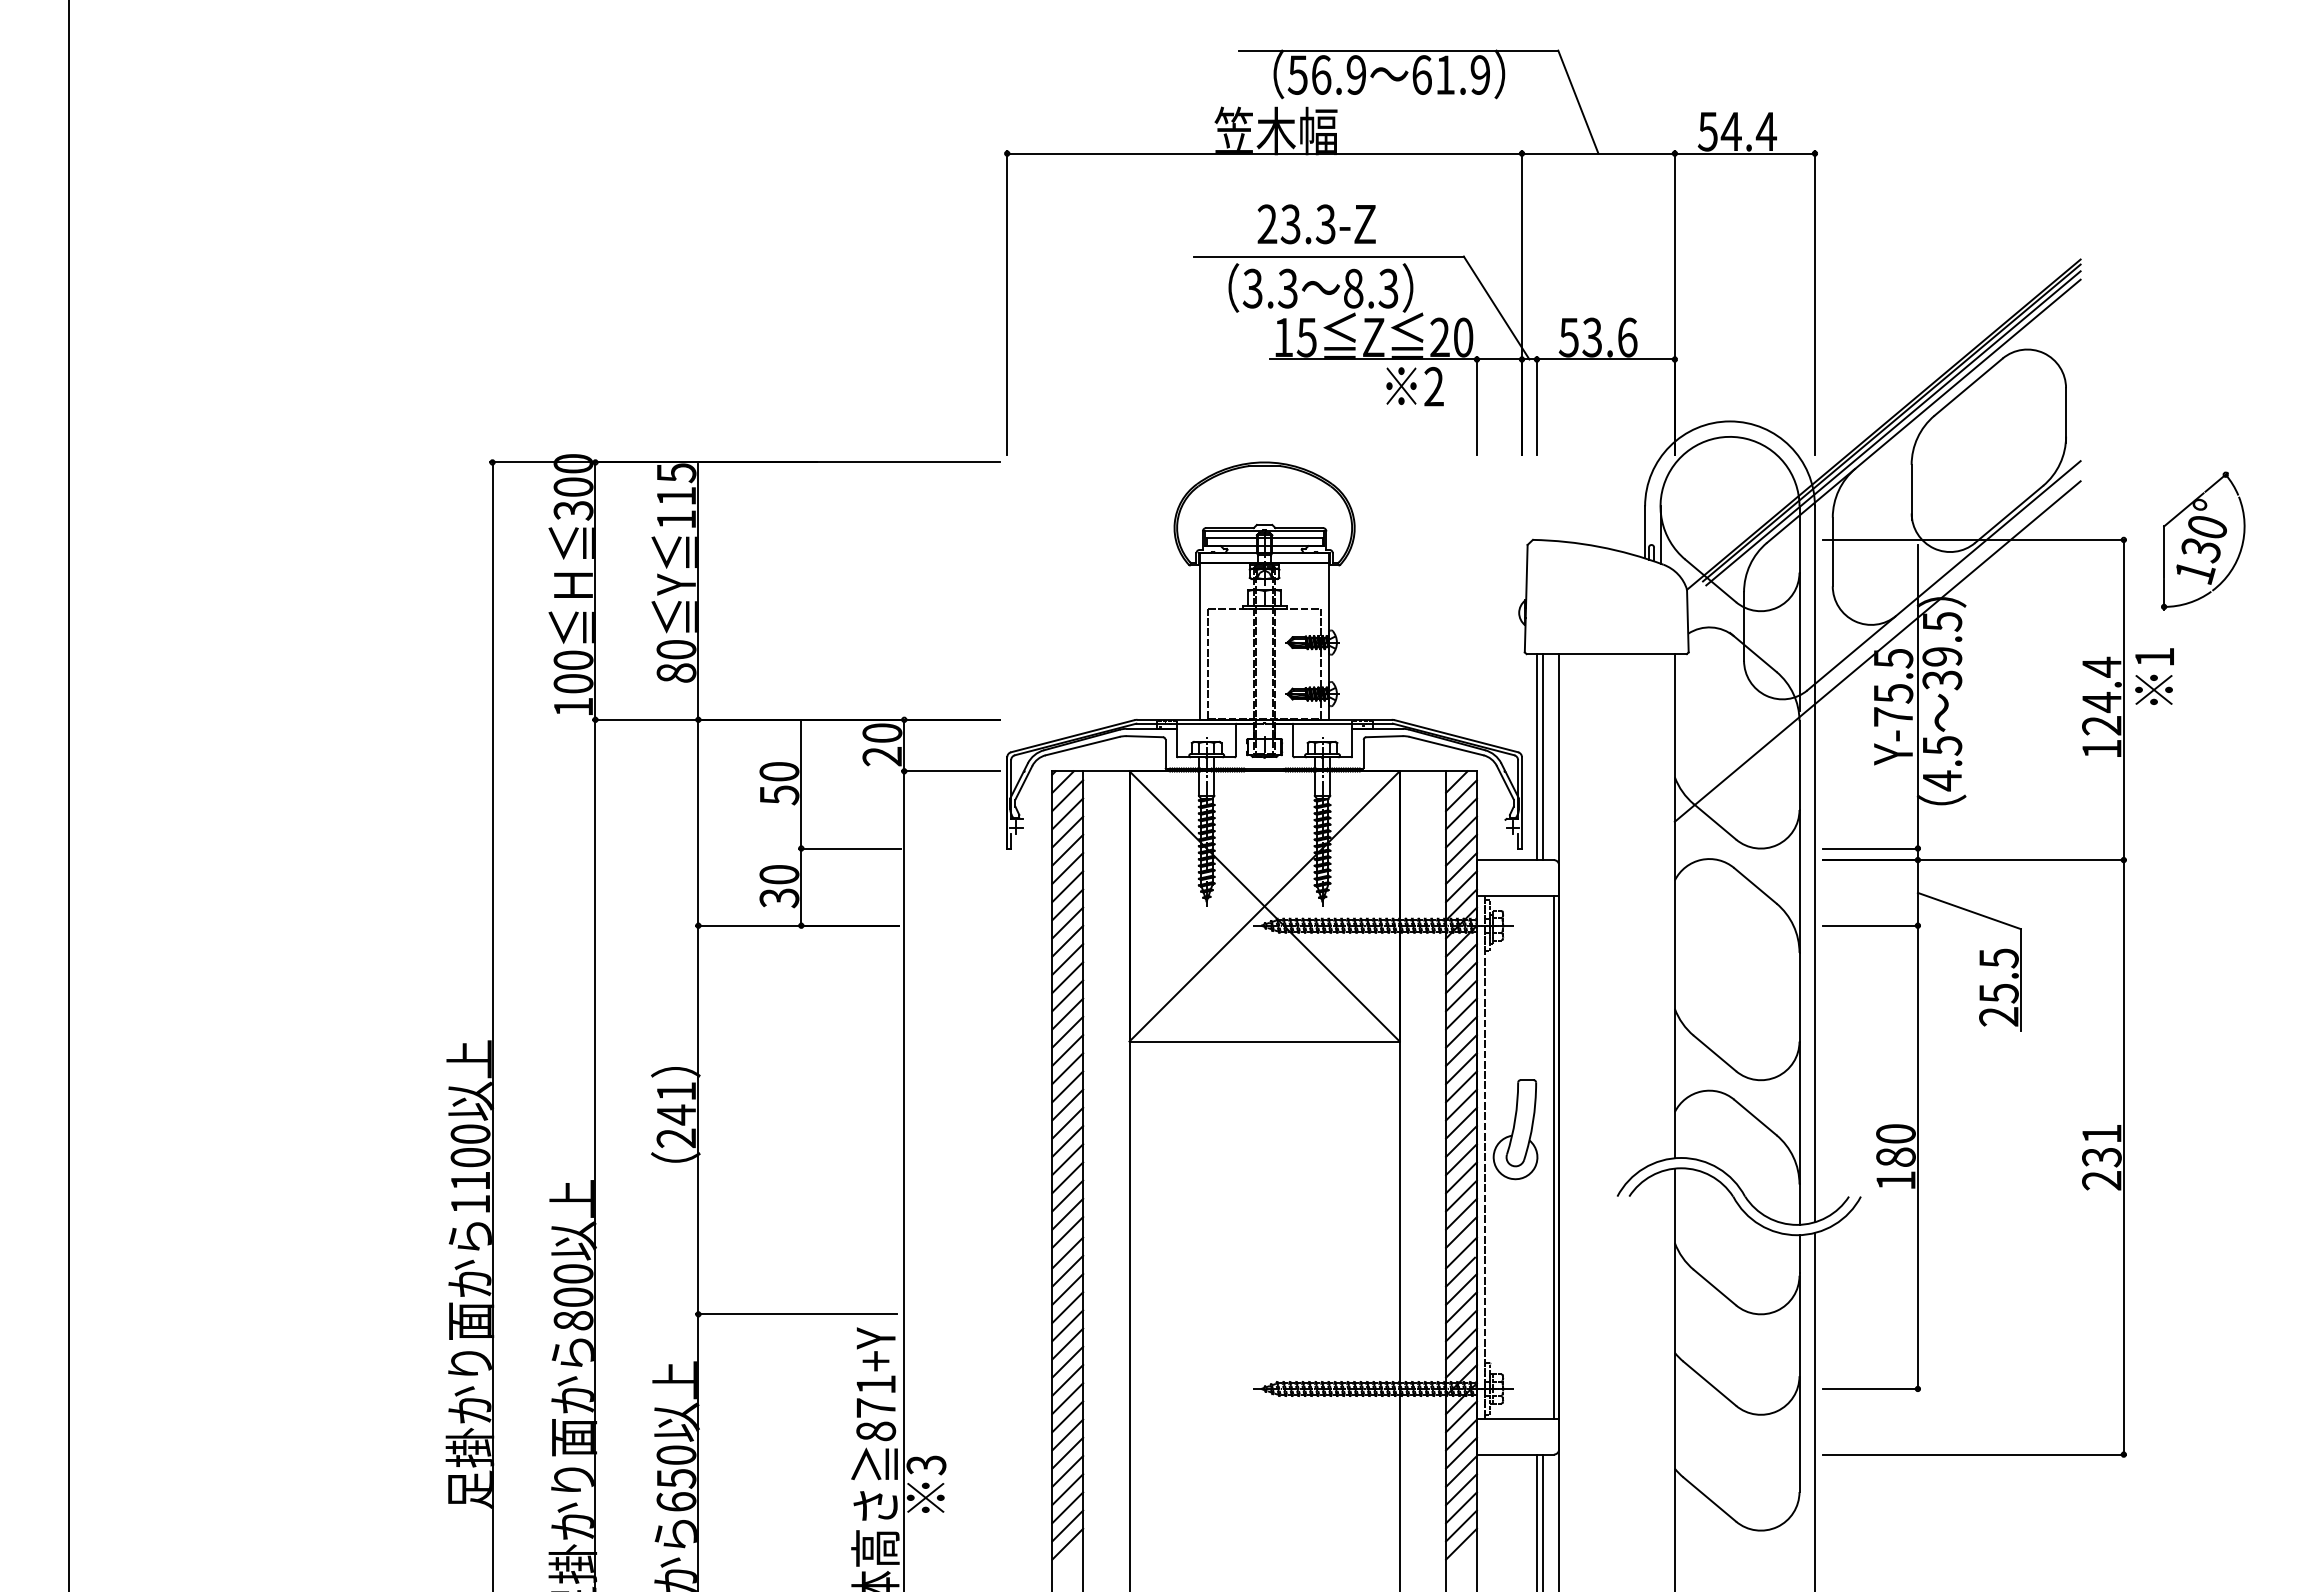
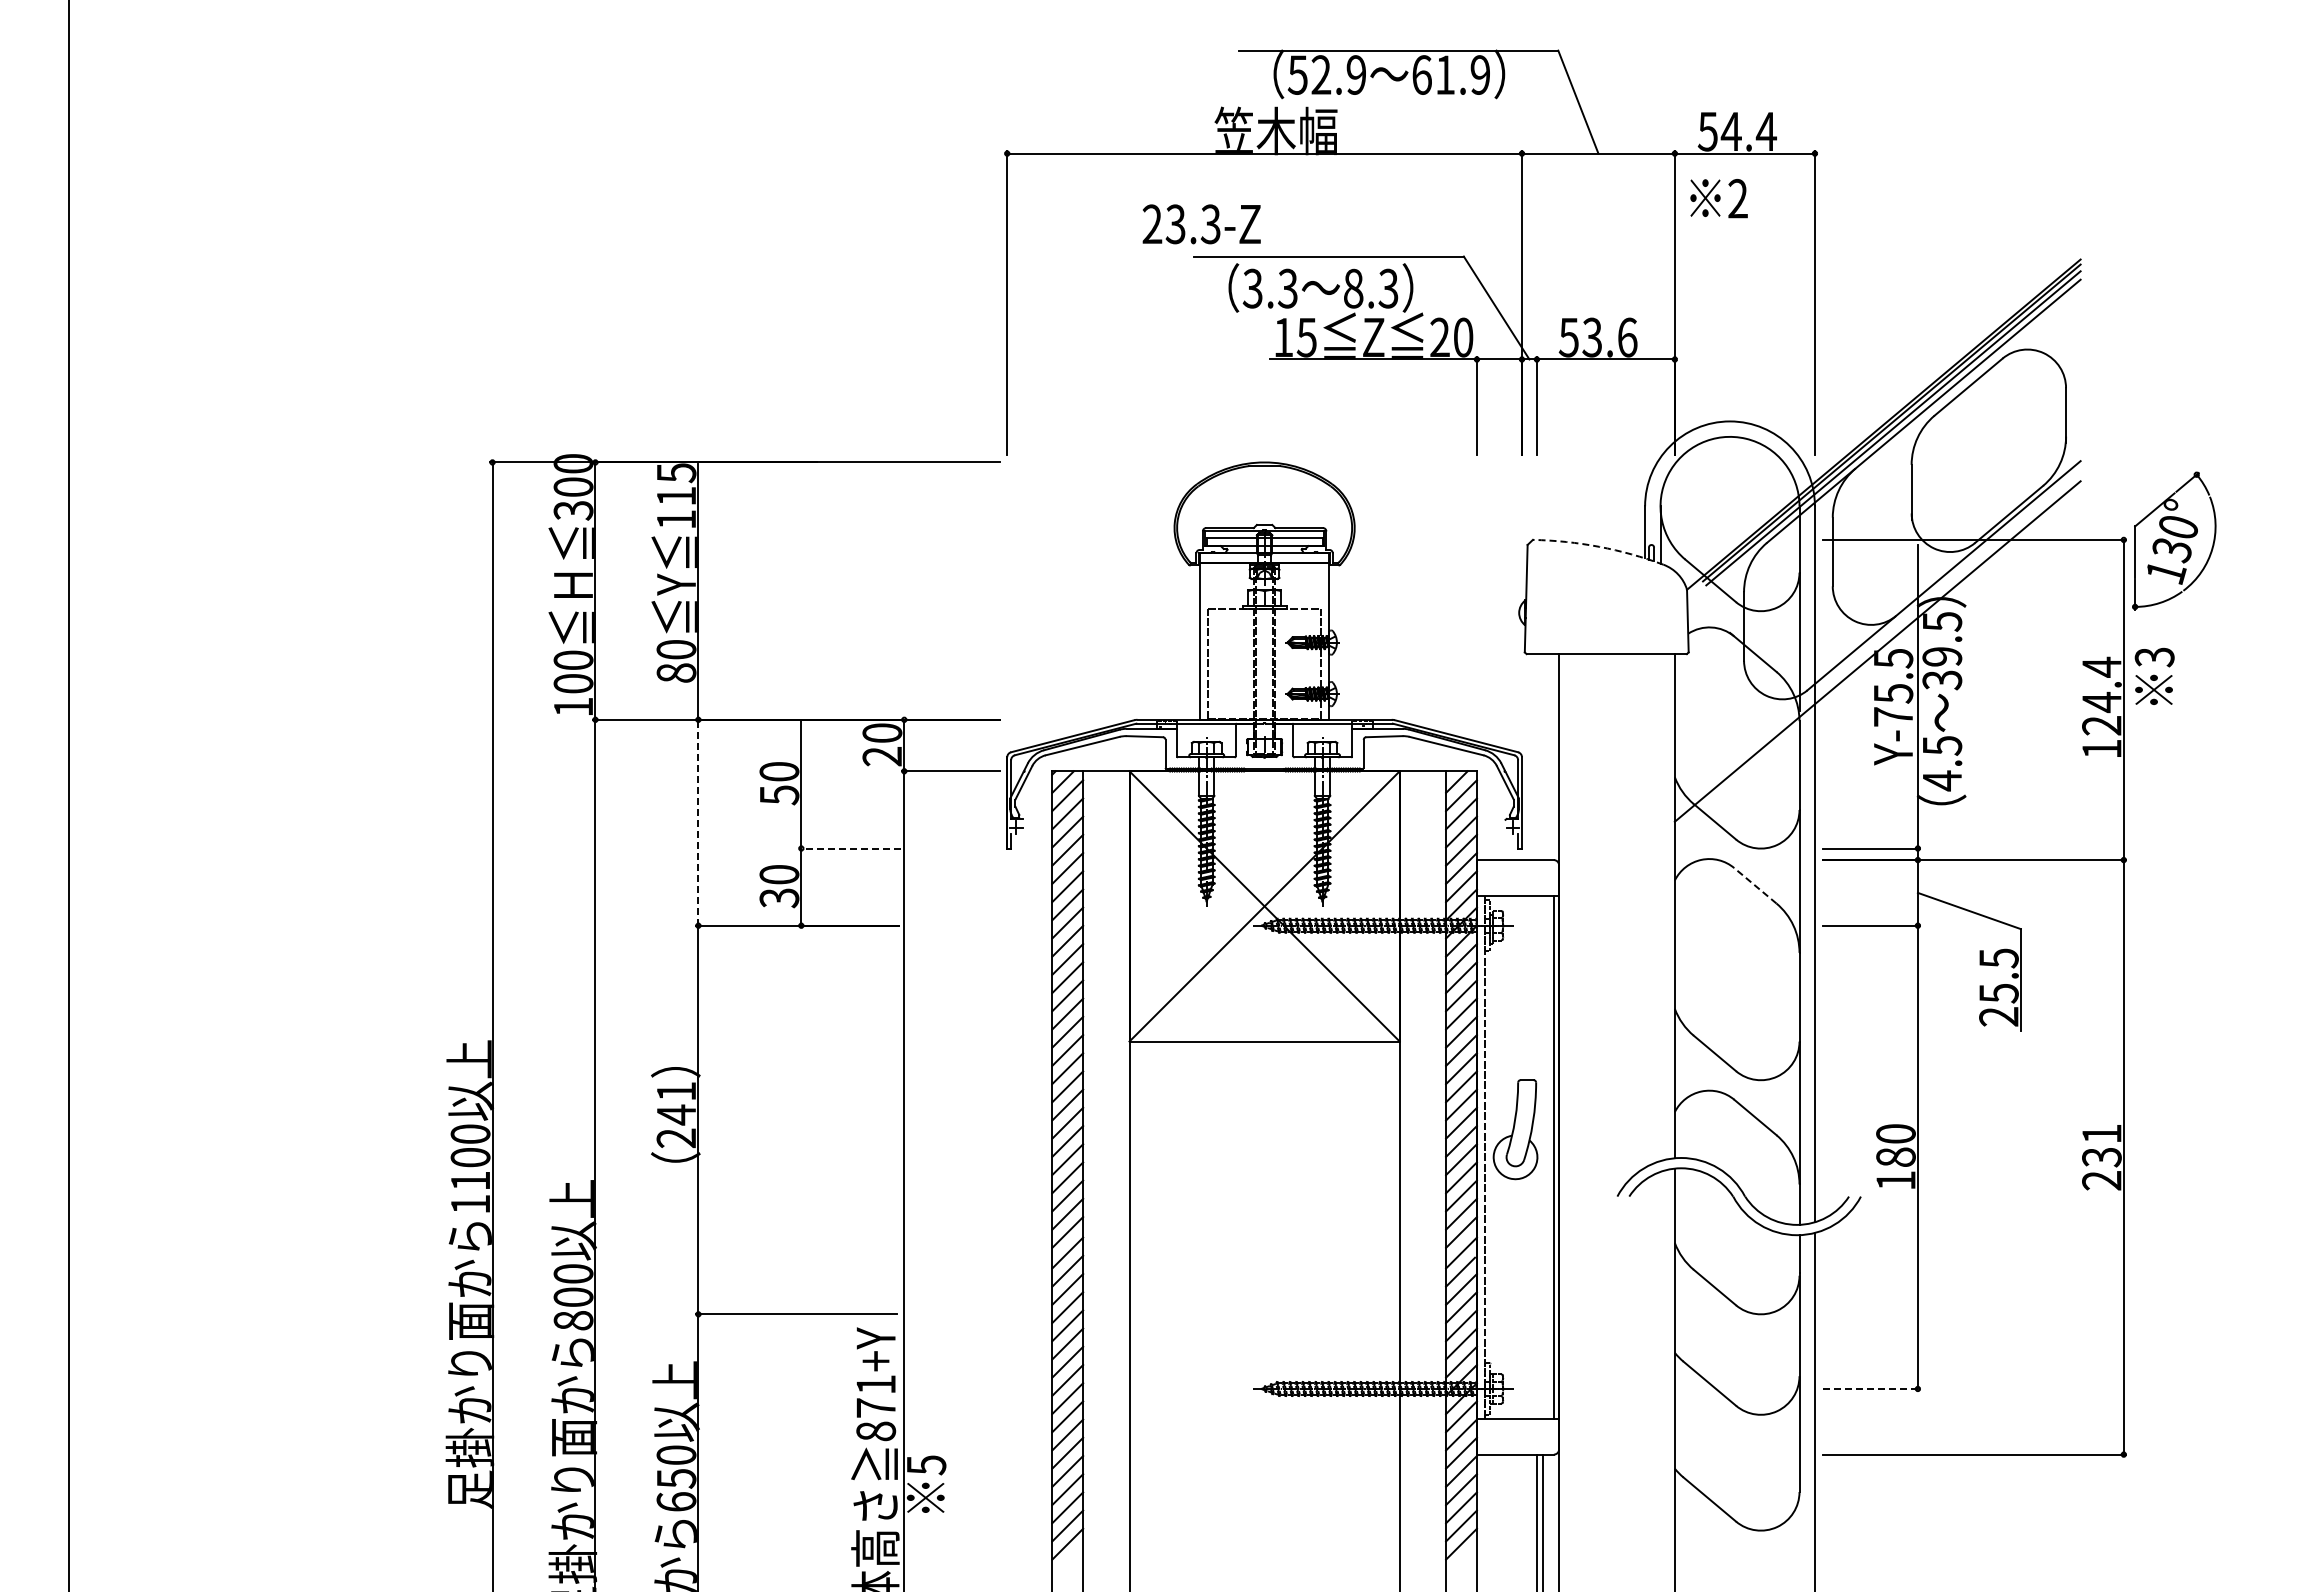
text: 56.9 -> 52.9 (1321, 74)
text position: (1316, 224) -> (1201, 224) (1201, 224)
text position: (1414, 386) -> (1718, 198) (1718, 198)
part position: (2203, 540) -> (2174, 540) (2174, 540)
arc: solid -> dashed (1599, 546)
text: 1 -> 3 (2154, 657)
line: present -> none (1536, 757)
line: present -> none (1542, 757)
line: solid -> dashed (698, 822)
line: solid -> dashed (849, 848)
line: solid -> dashed (1755, 885)
line: solid -> dashed (1871, 1388)
text: 3 -> 5 (925, 1465)
